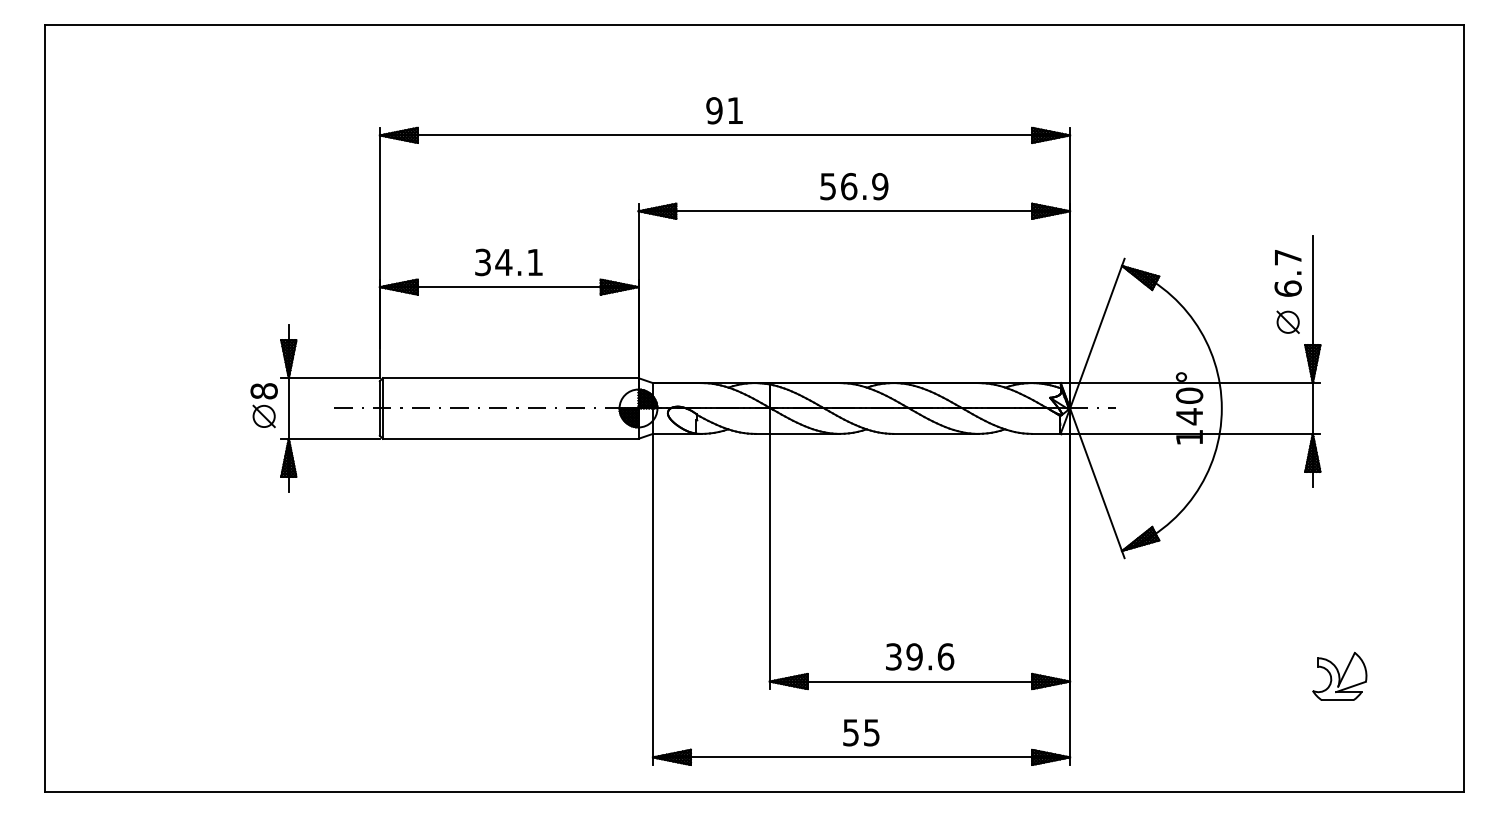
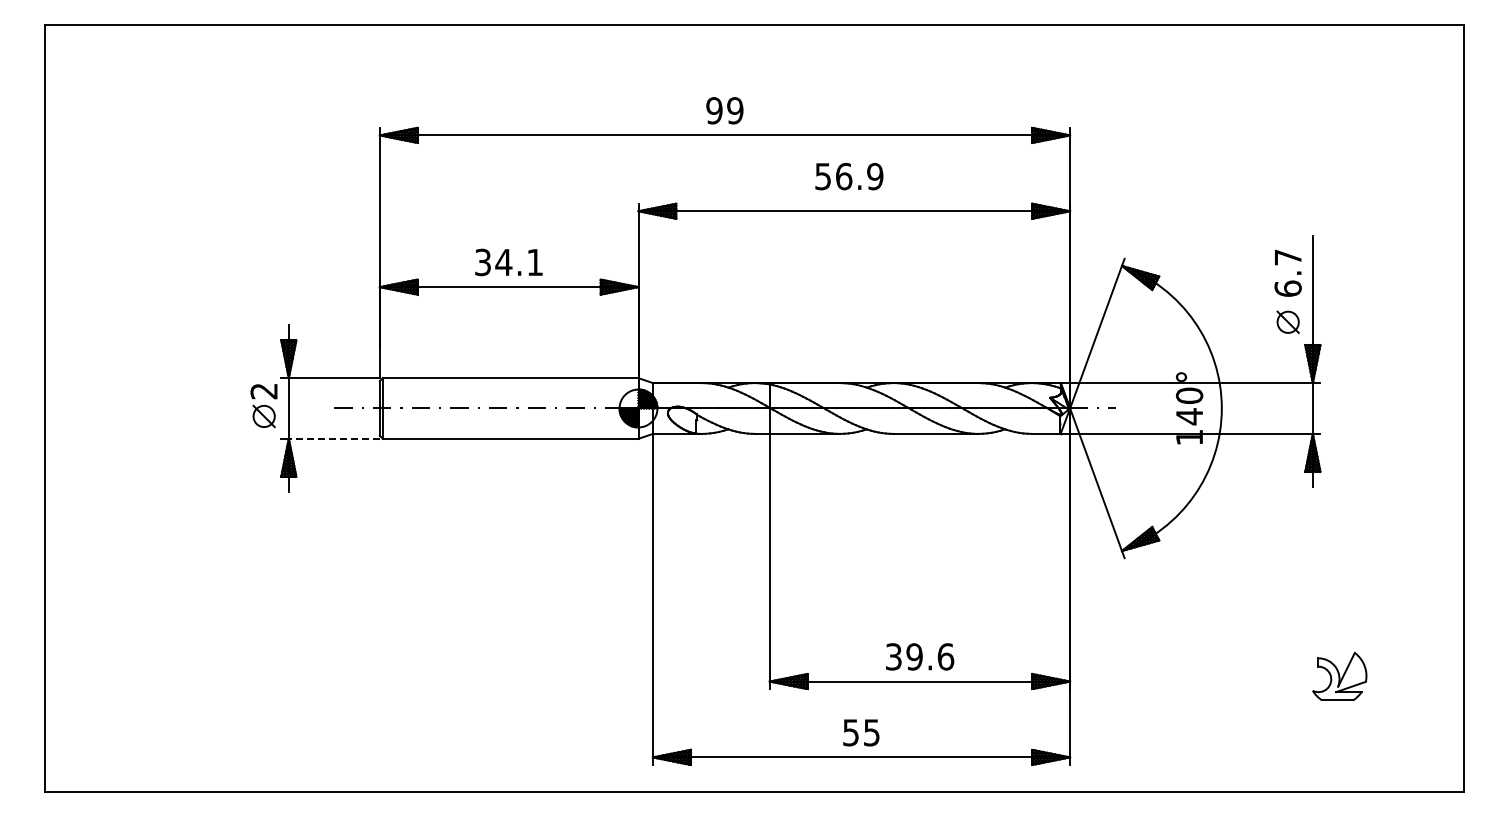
text: 91 -> 99 (735, 110)
text position: (854, 186) -> (849, 176) (849, 176)
text: 8 -> 2 (263, 391)
line: solid -> dashed (334, 438)
